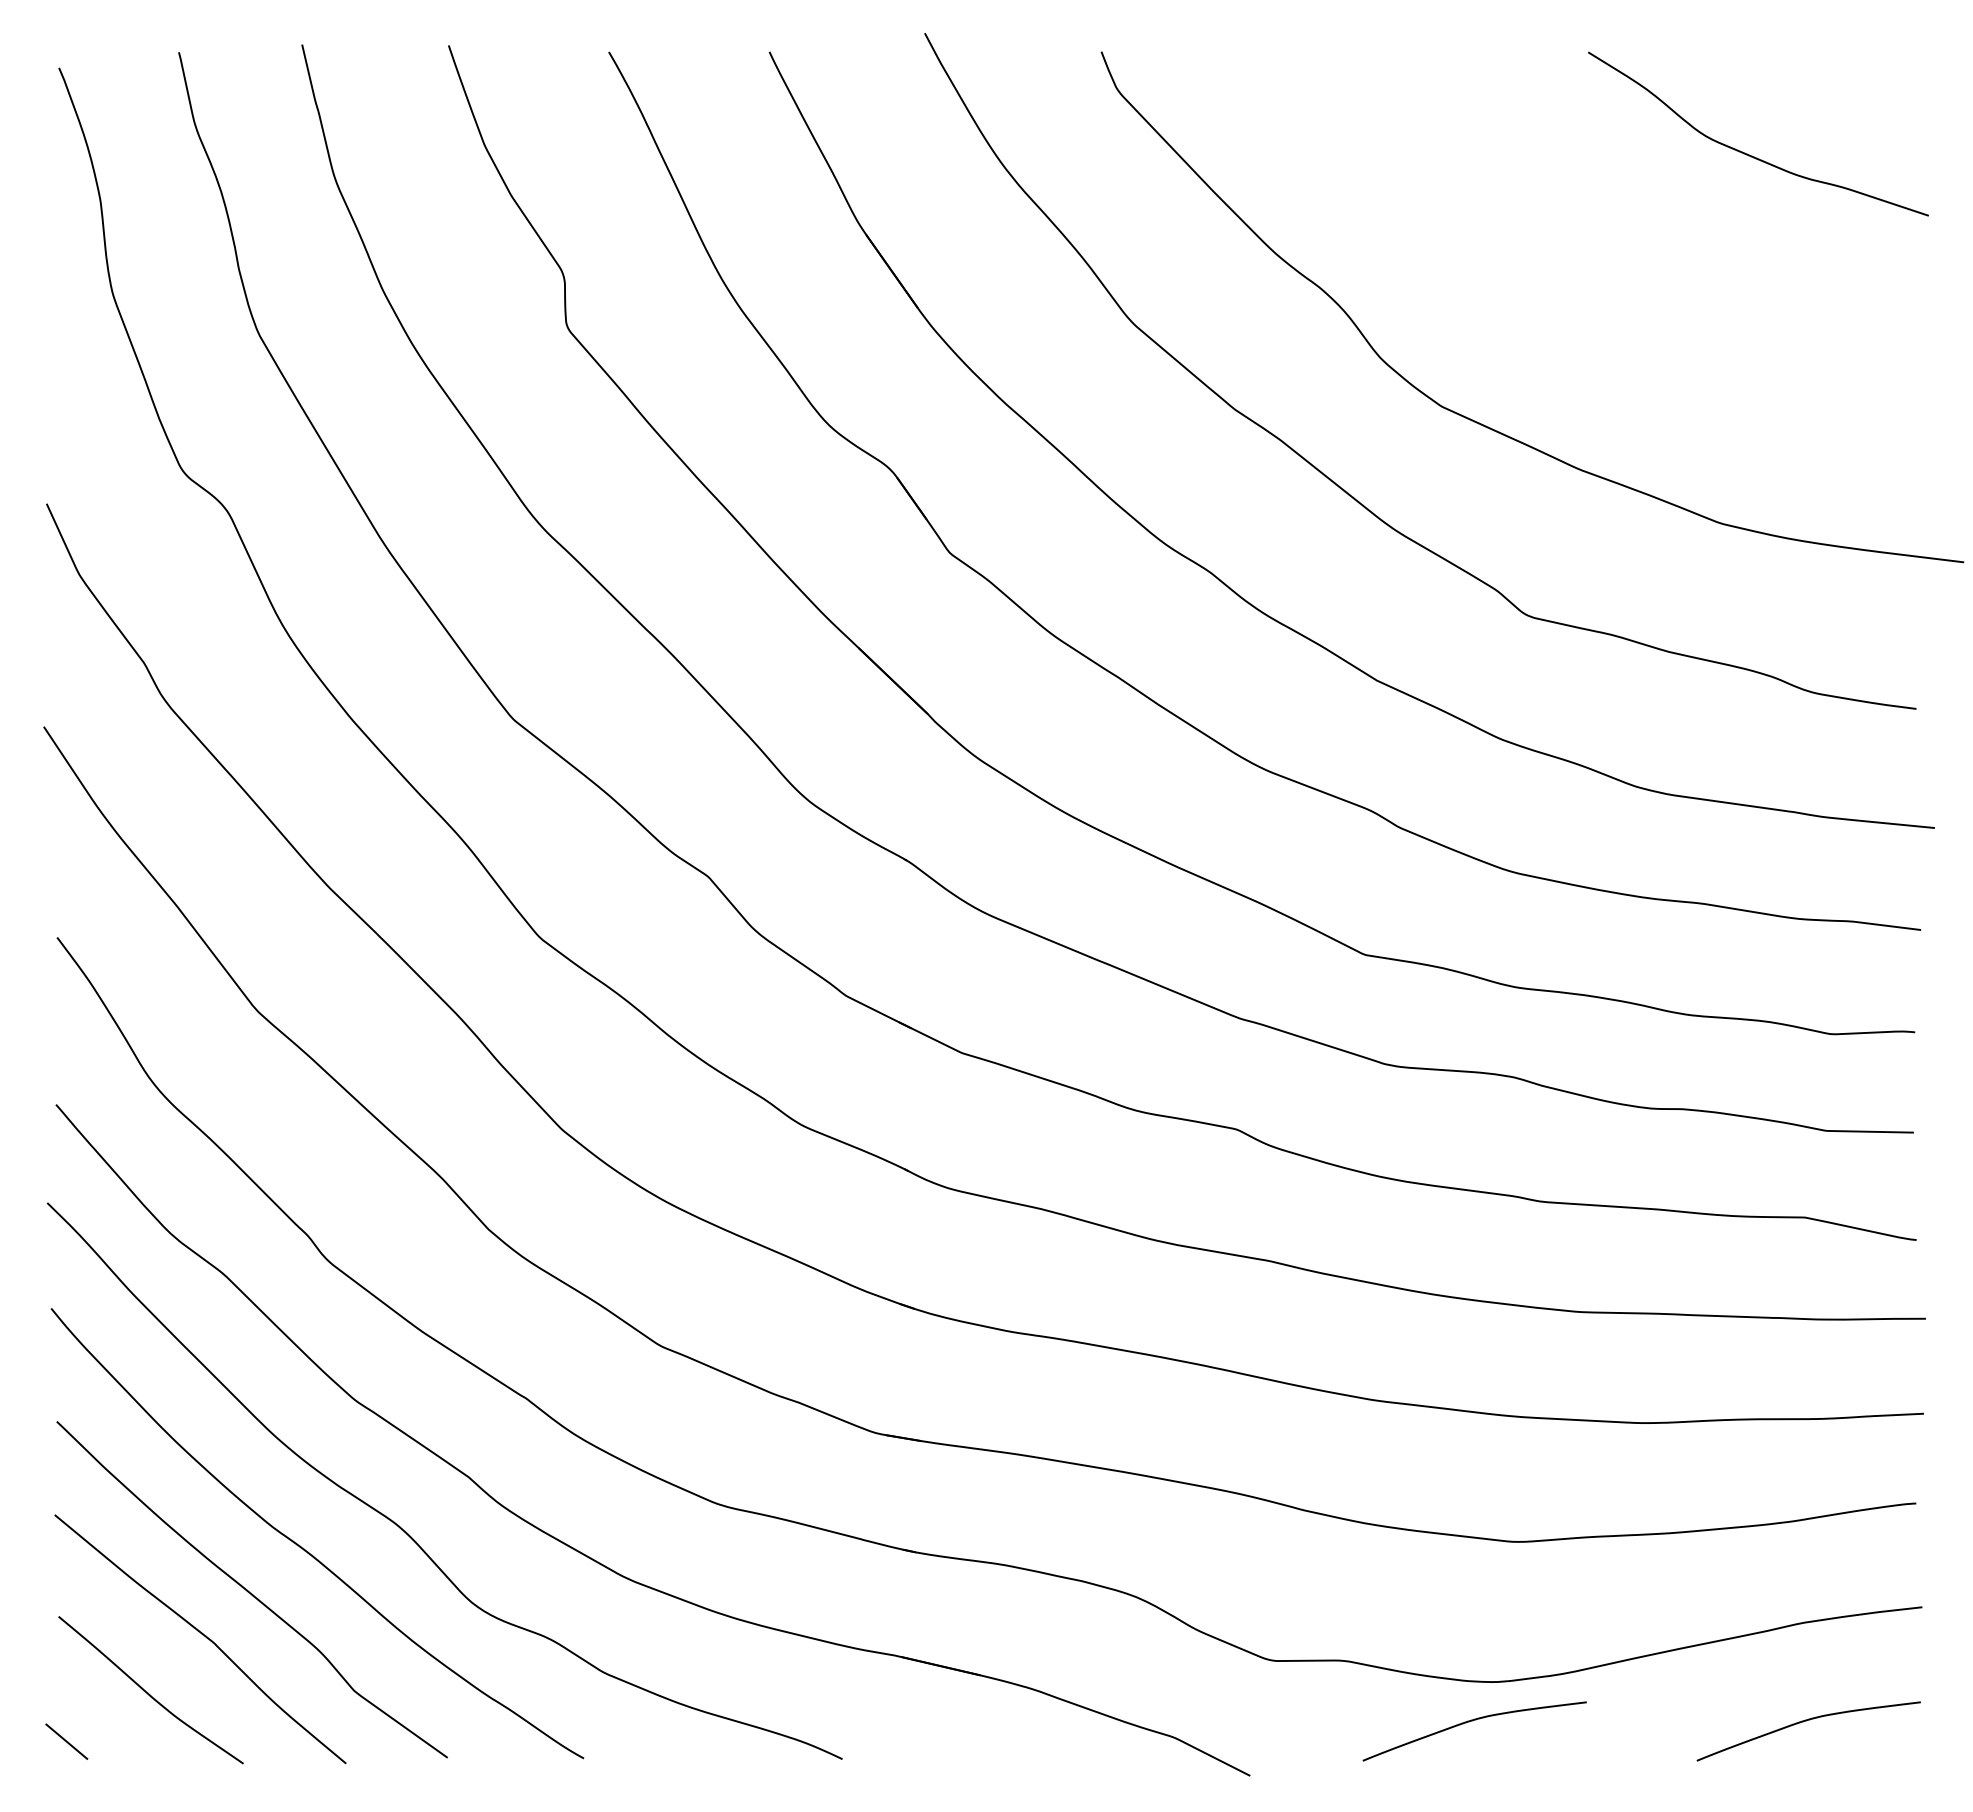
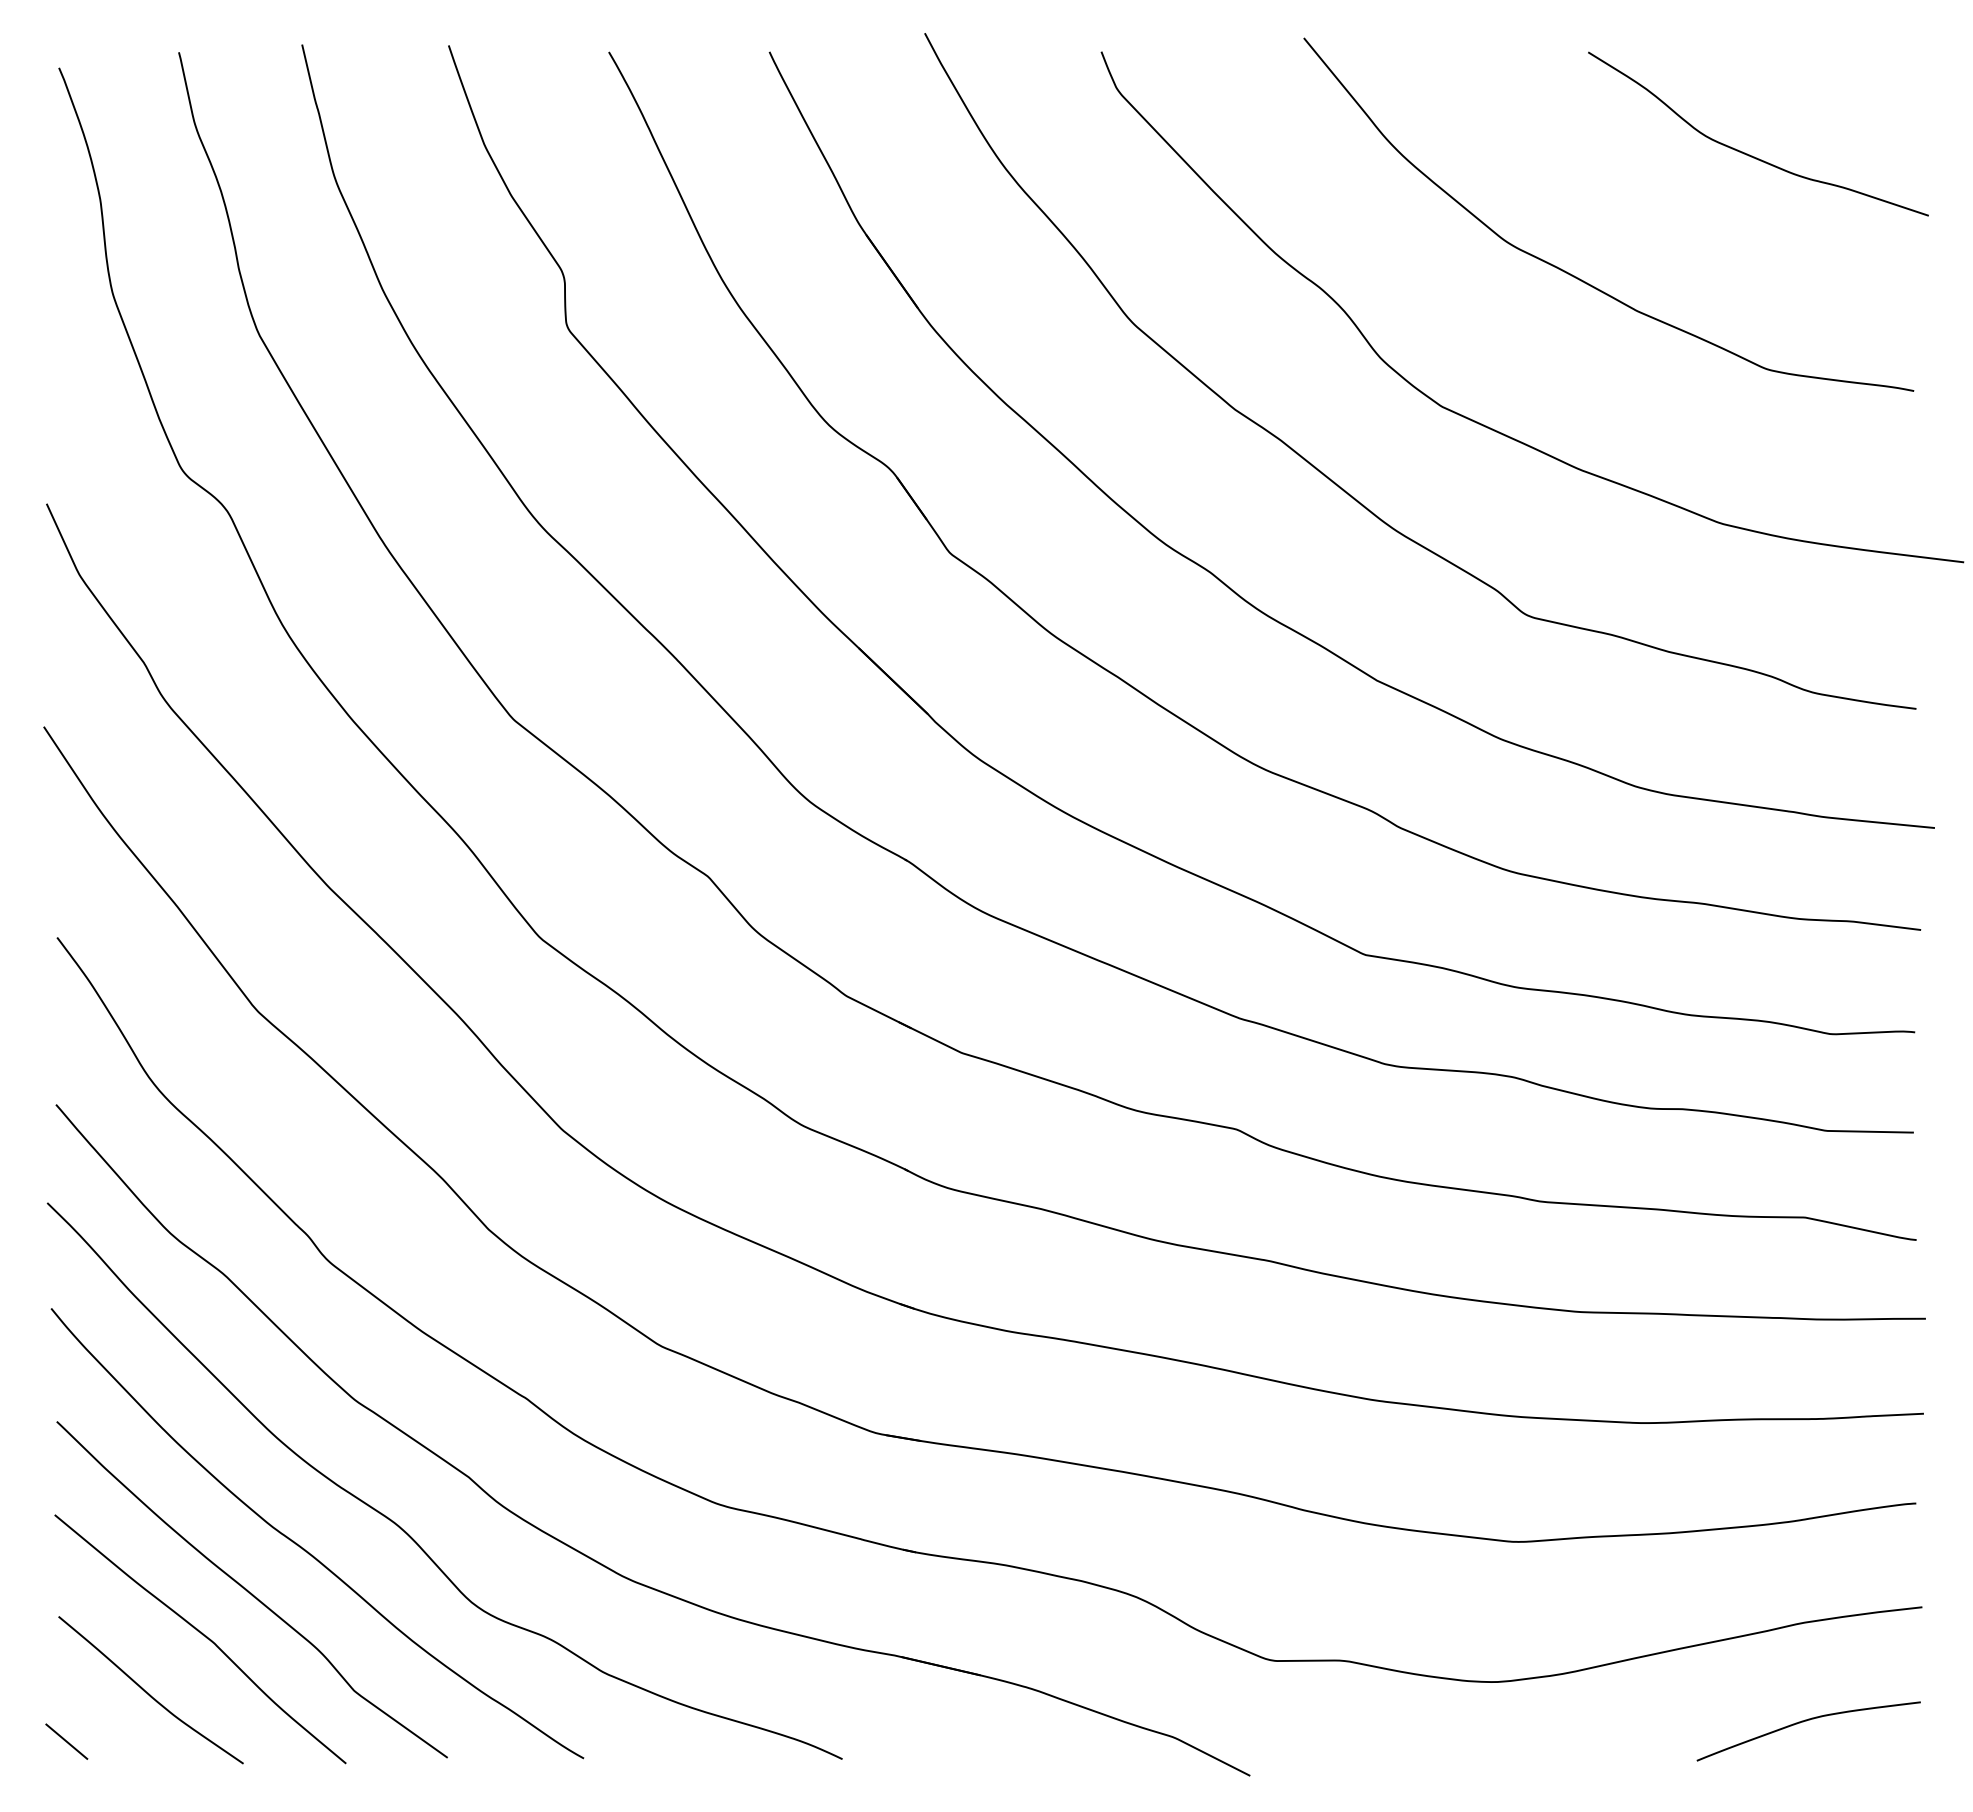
curve: none -> present (1576, 276)
curve: present -> none (1472, 1721)
